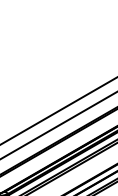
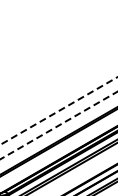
line: solid -> dashed (58, 110)
line: solid -> dashed (58, 125)
